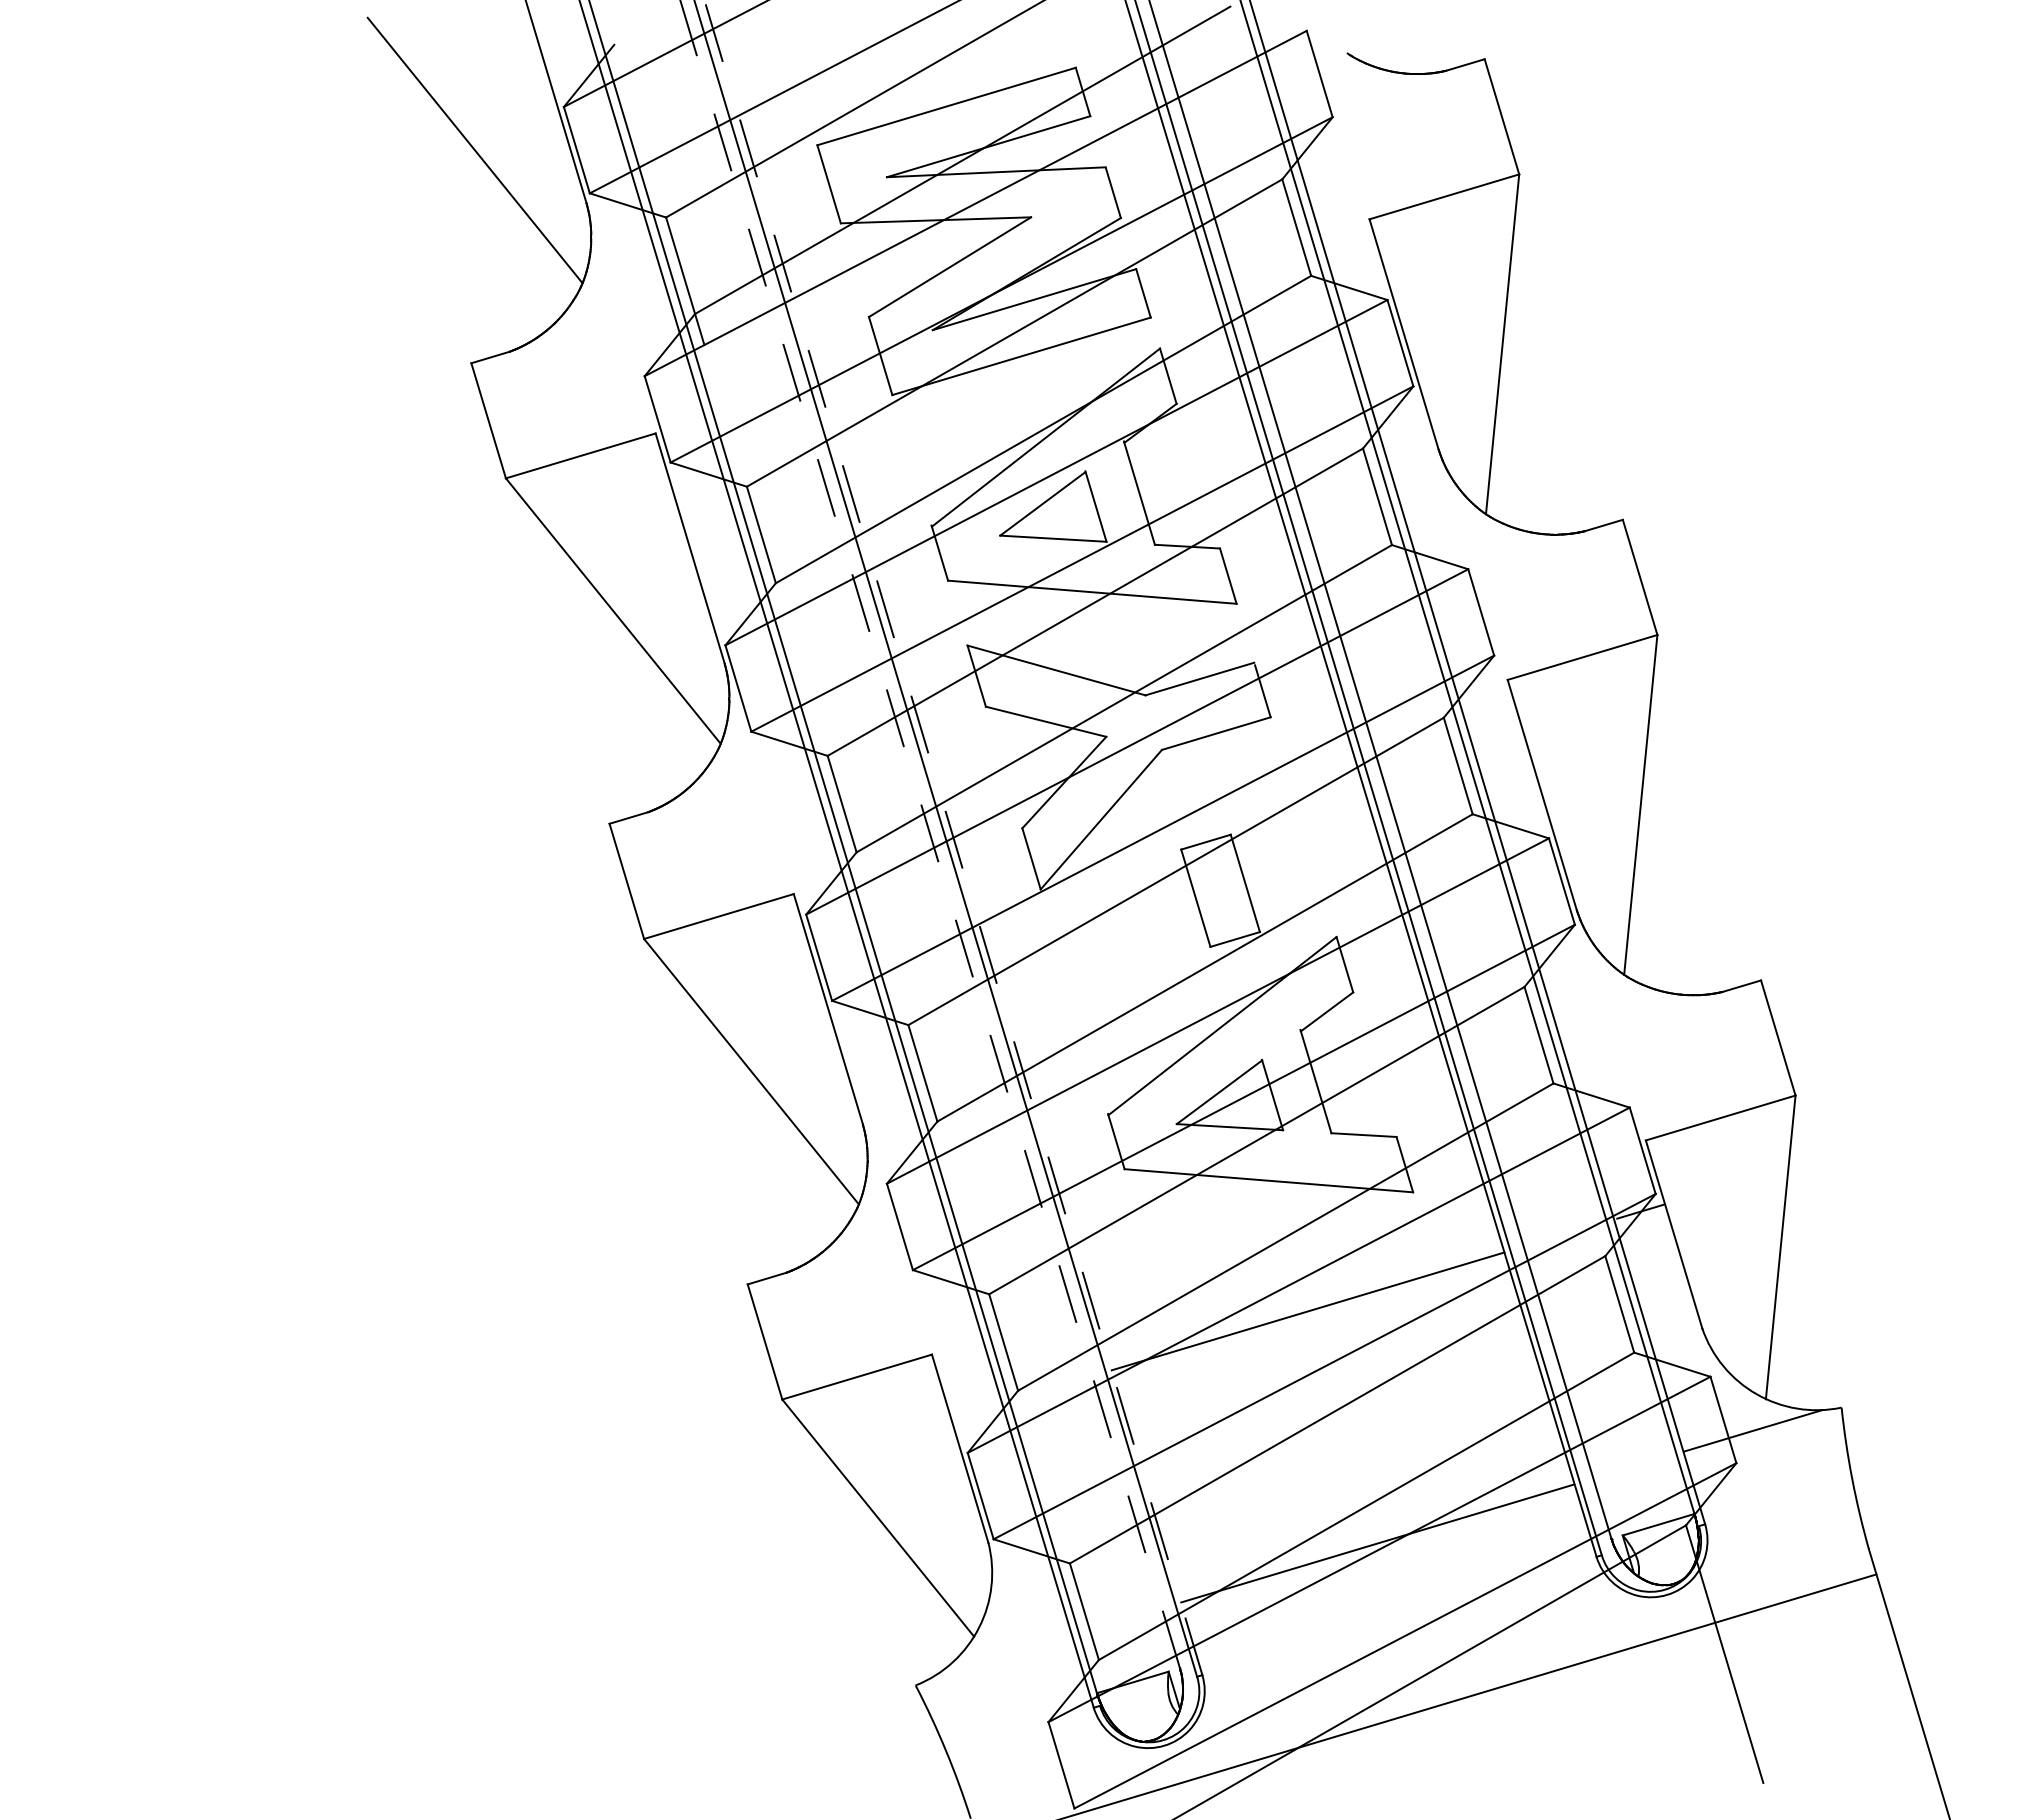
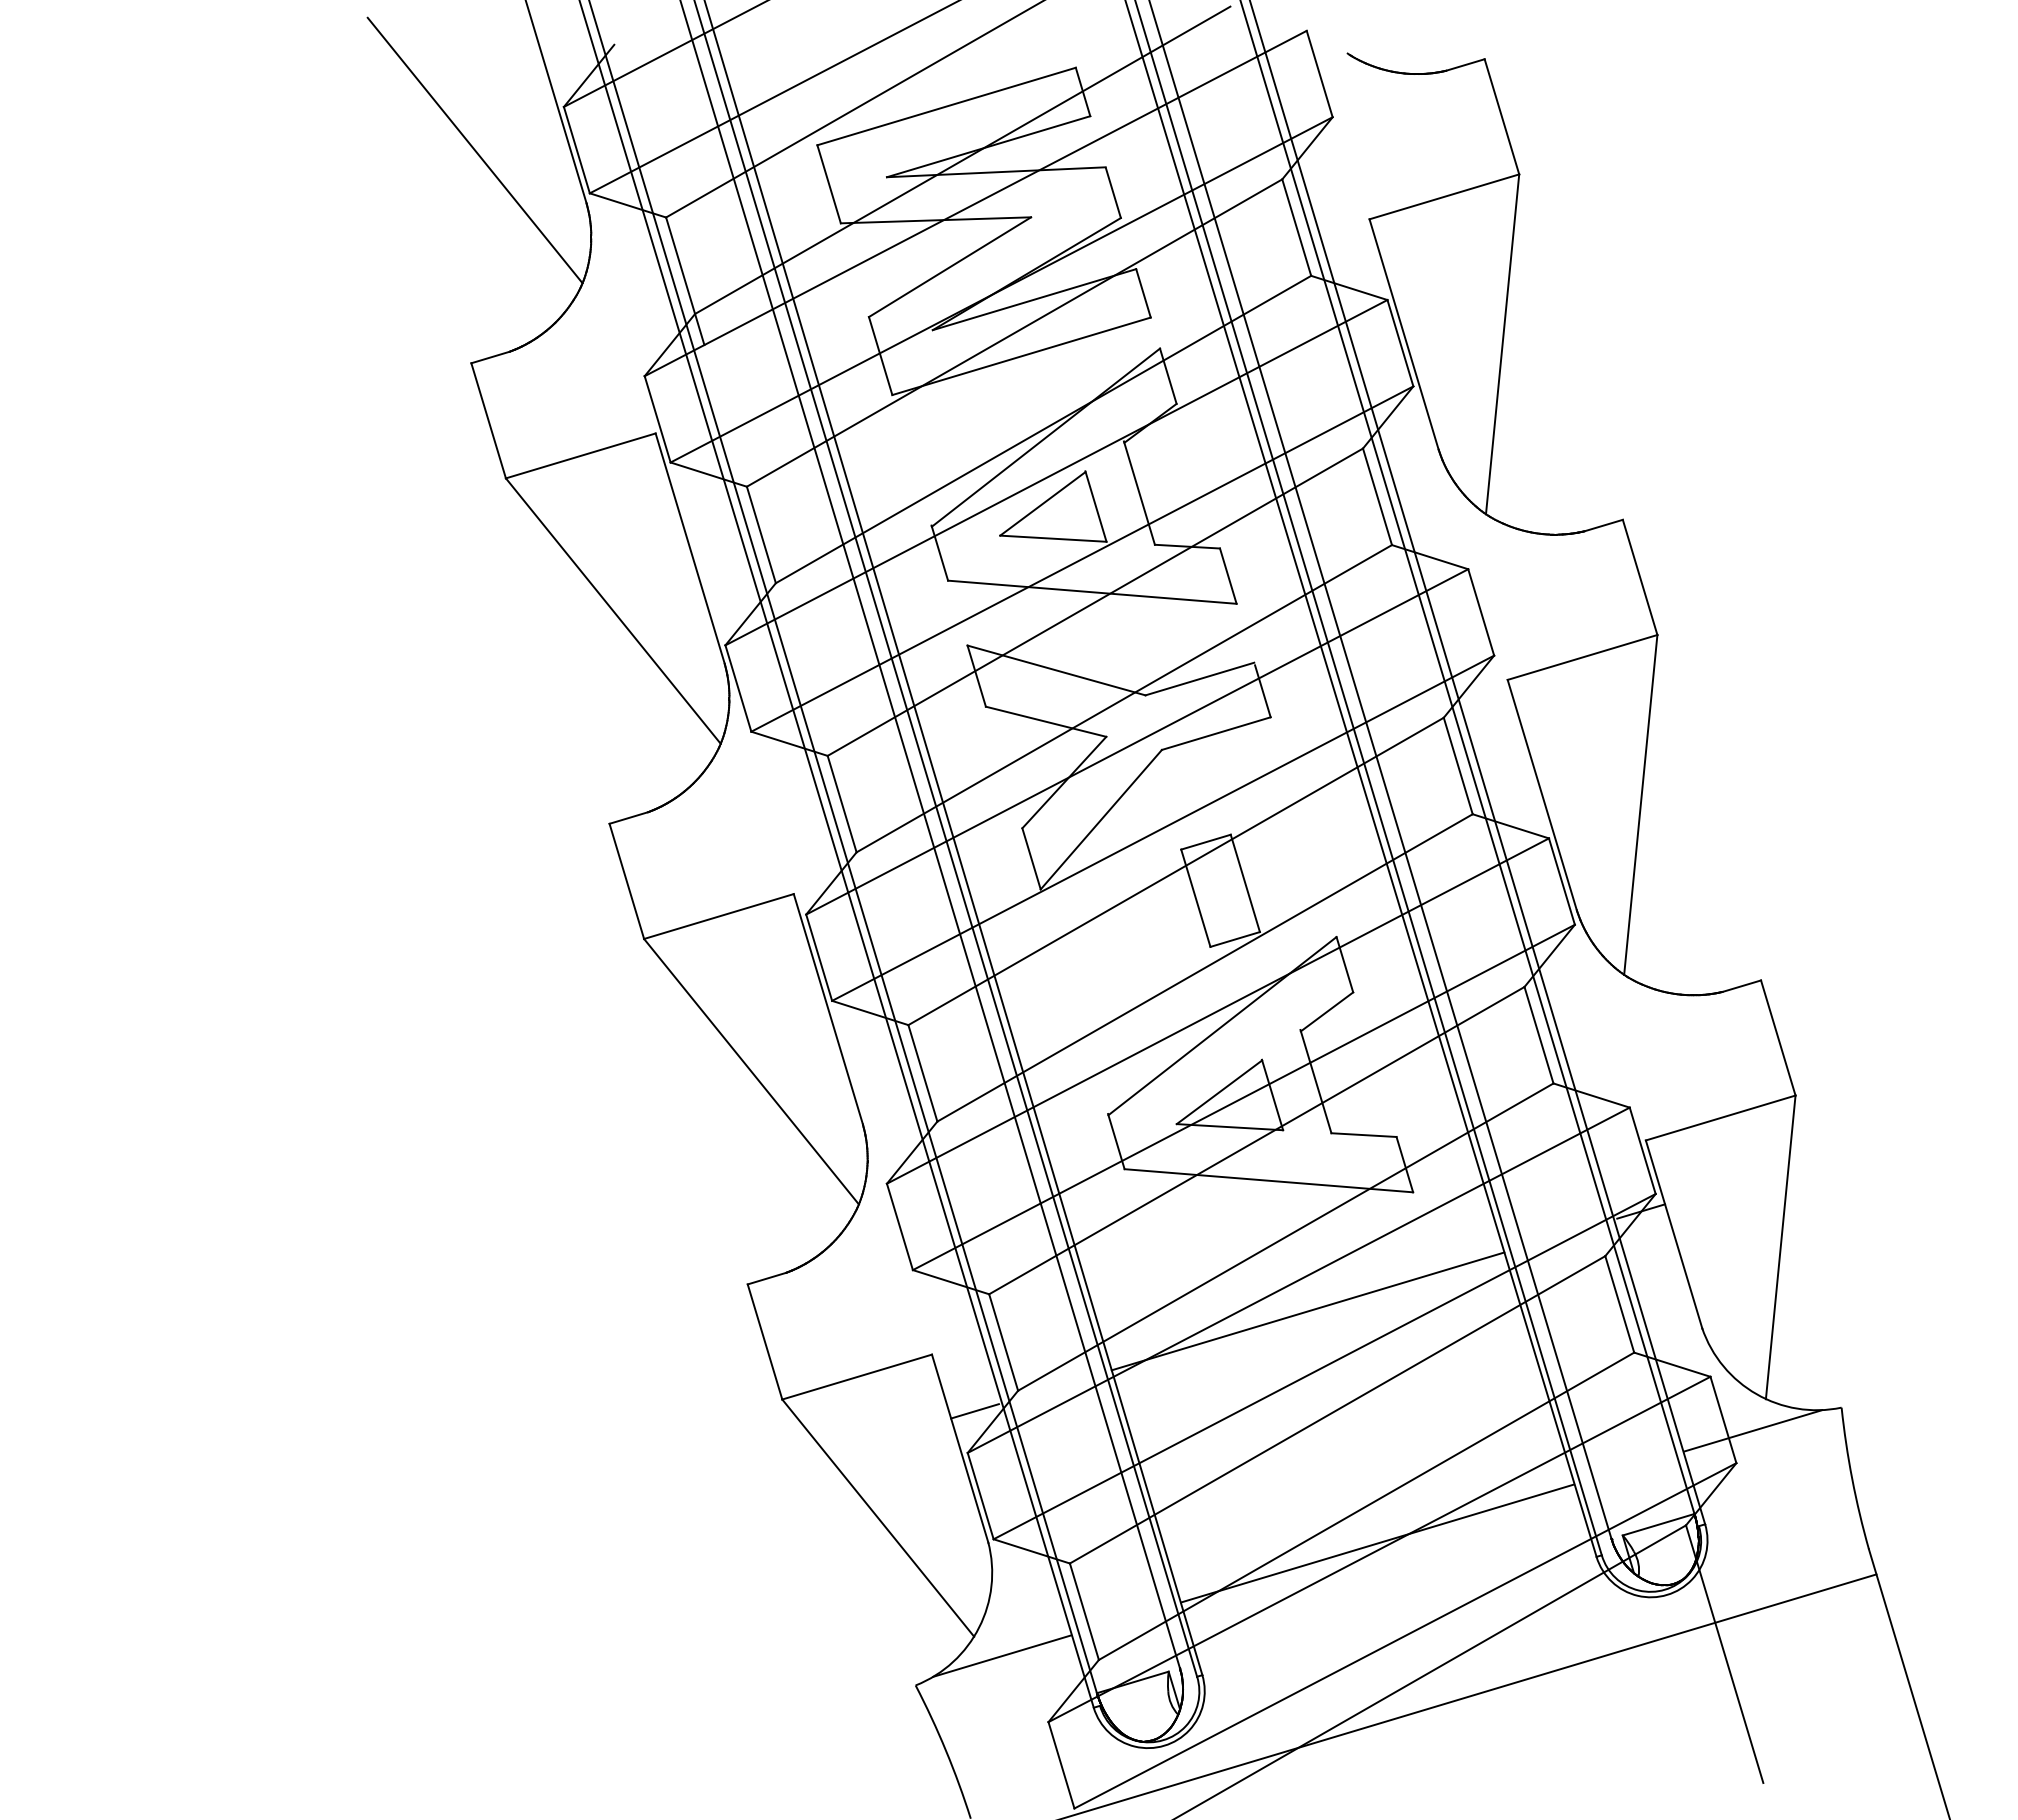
line: dashed -> solid (930, 834)
line: dashed -> solid (953, 837)
line: none -> present (974, 1411)
line: none -> present (1002, 1655)
